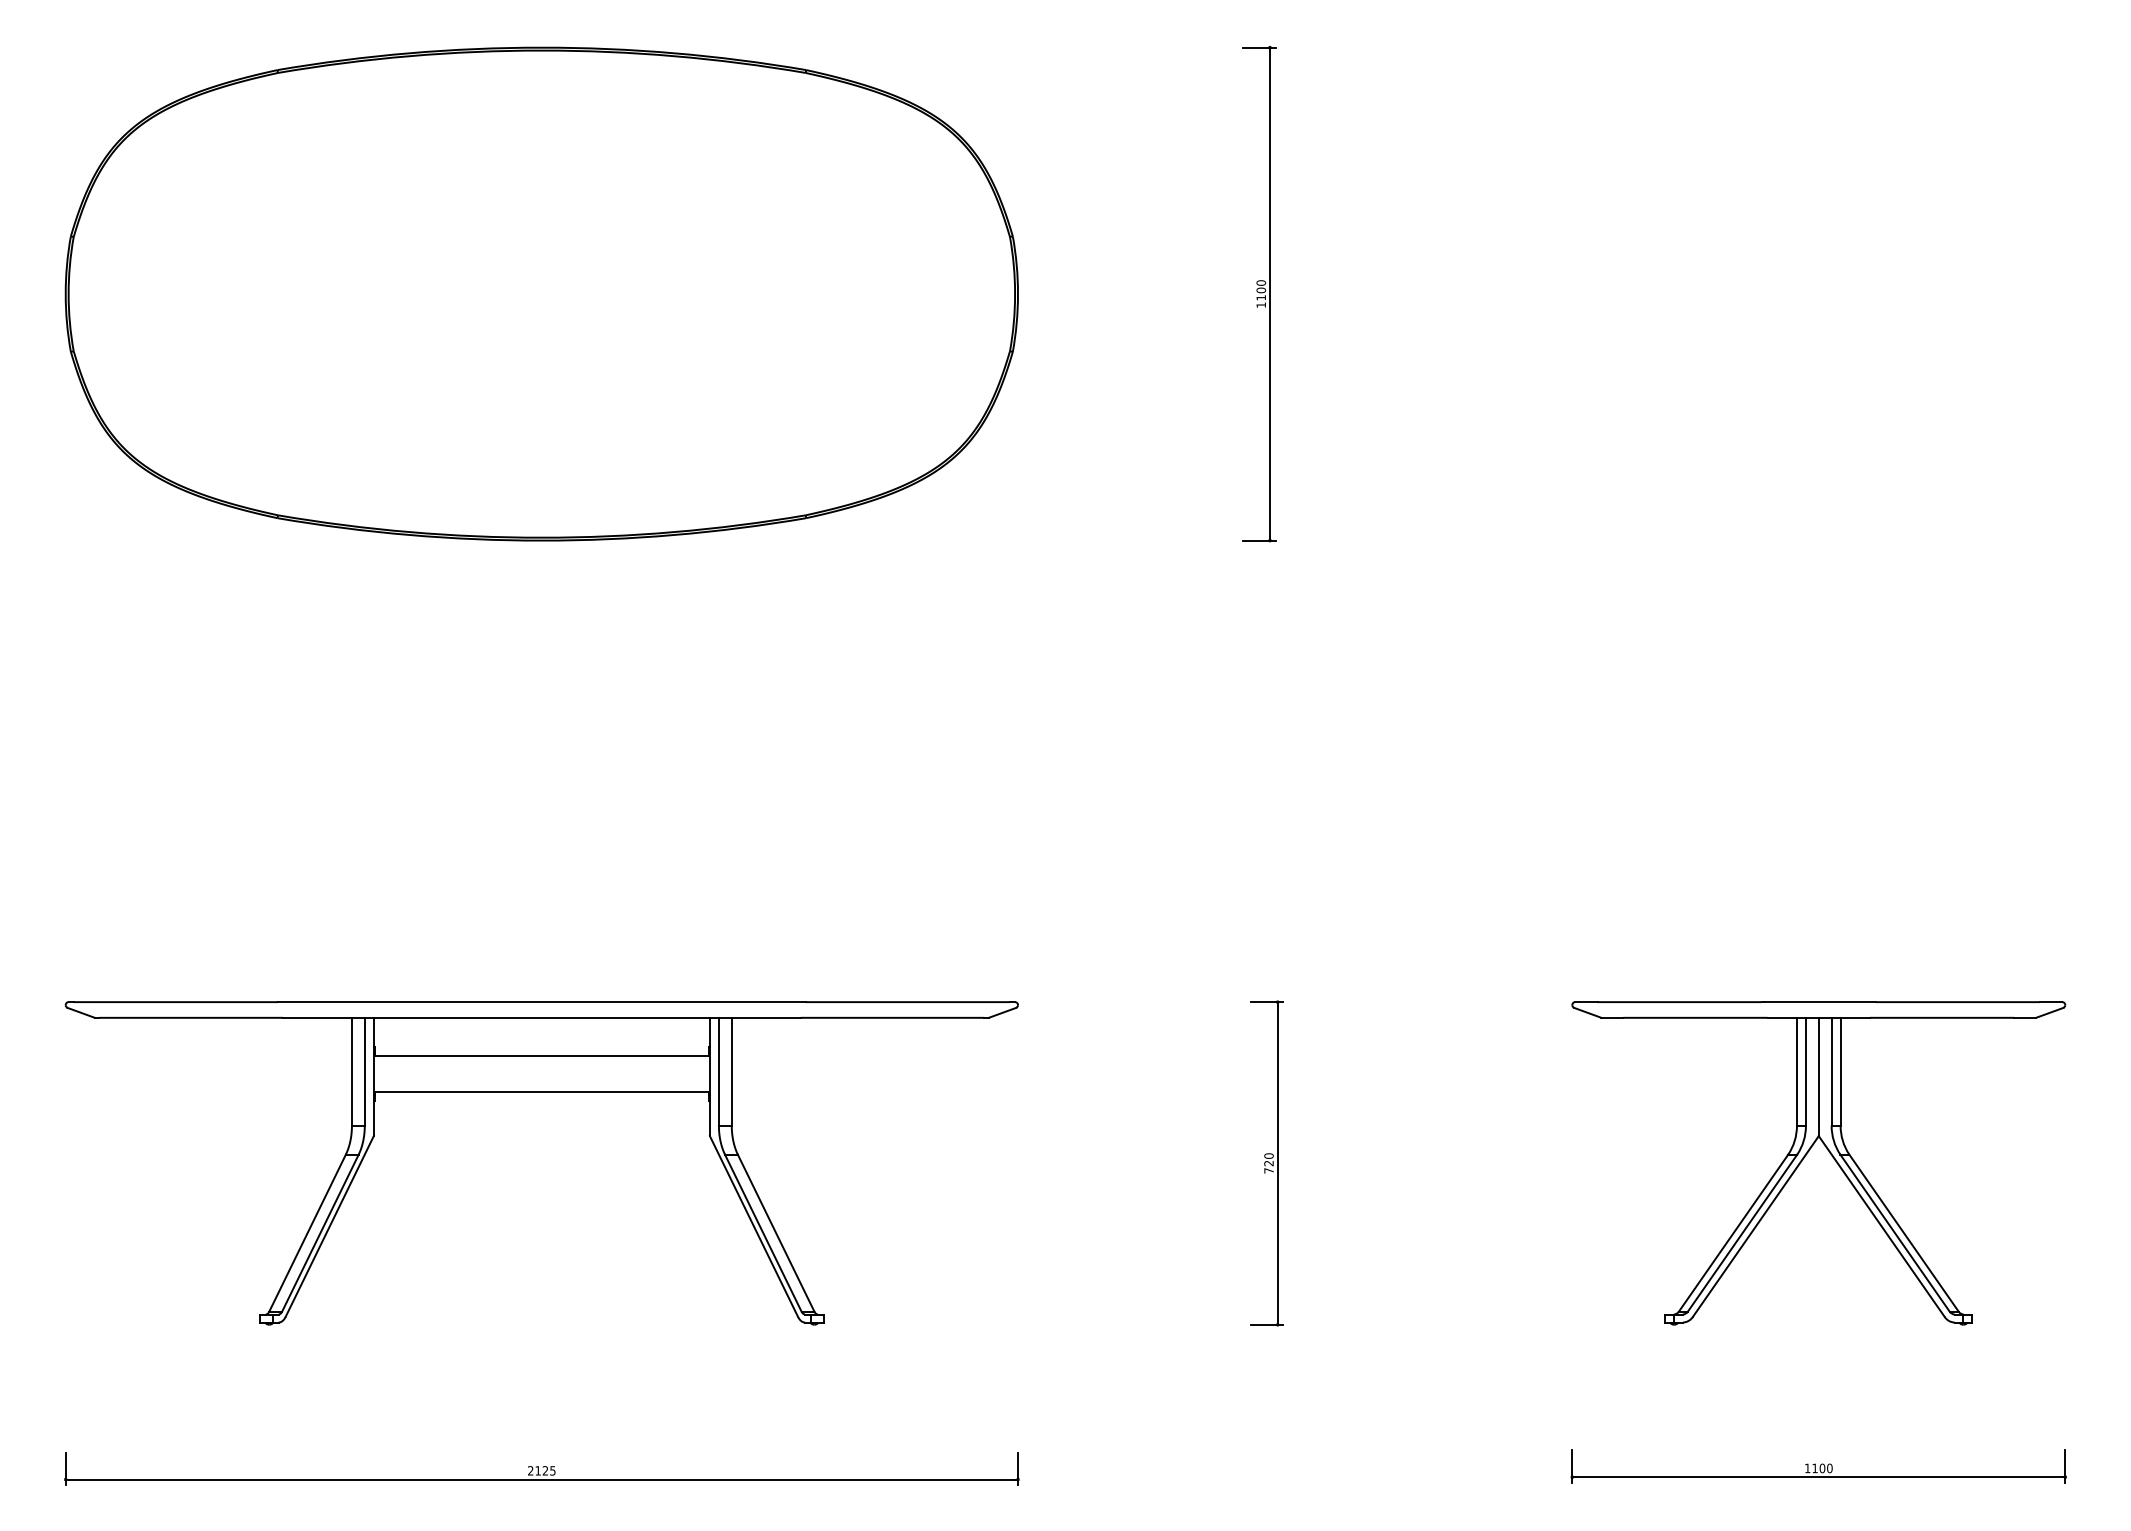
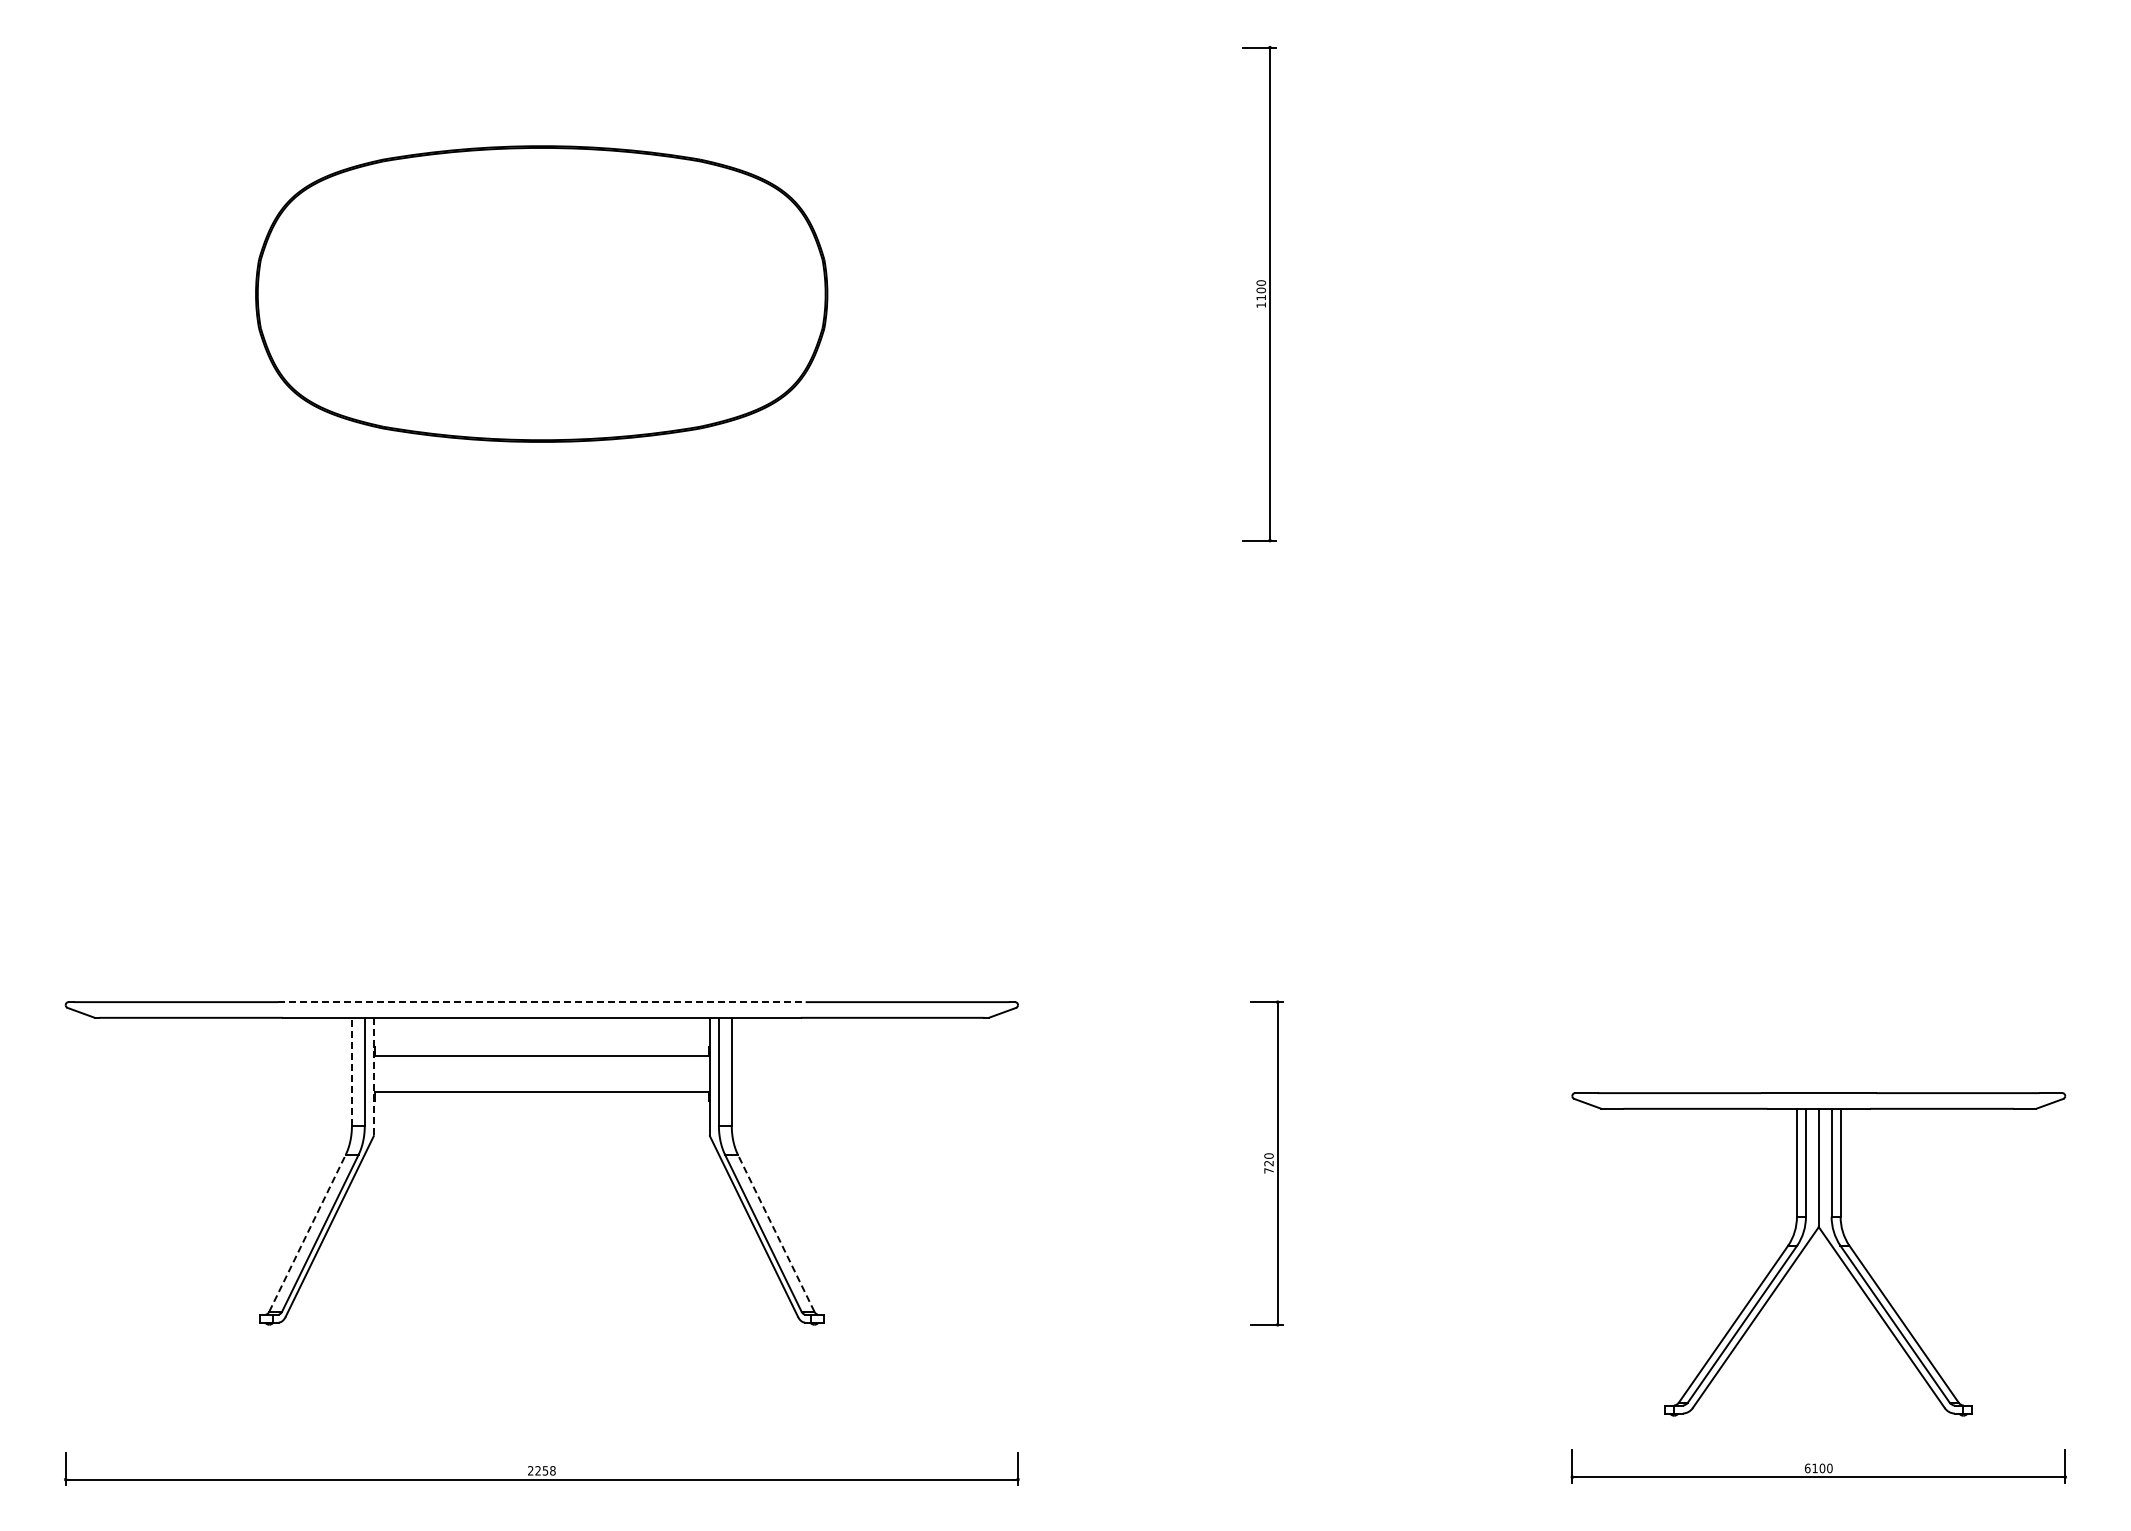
part size: 955x496 px -> 574x298 px (541, 293)
line: solid -> dashed (541, 1002)
line: solid -> dashed (351, 1071)
line: solid -> dashed (373, 1077)
part position: (1807, 1154) -> (1807, 1245) (1807, 1245)
line: solid -> dashed (307, 1232)
line: solid -> dashed (775, 1232)
text: 1100 -> 6100 (1807, 1468)
text: 2125 -> 2258 (545, 1470)
